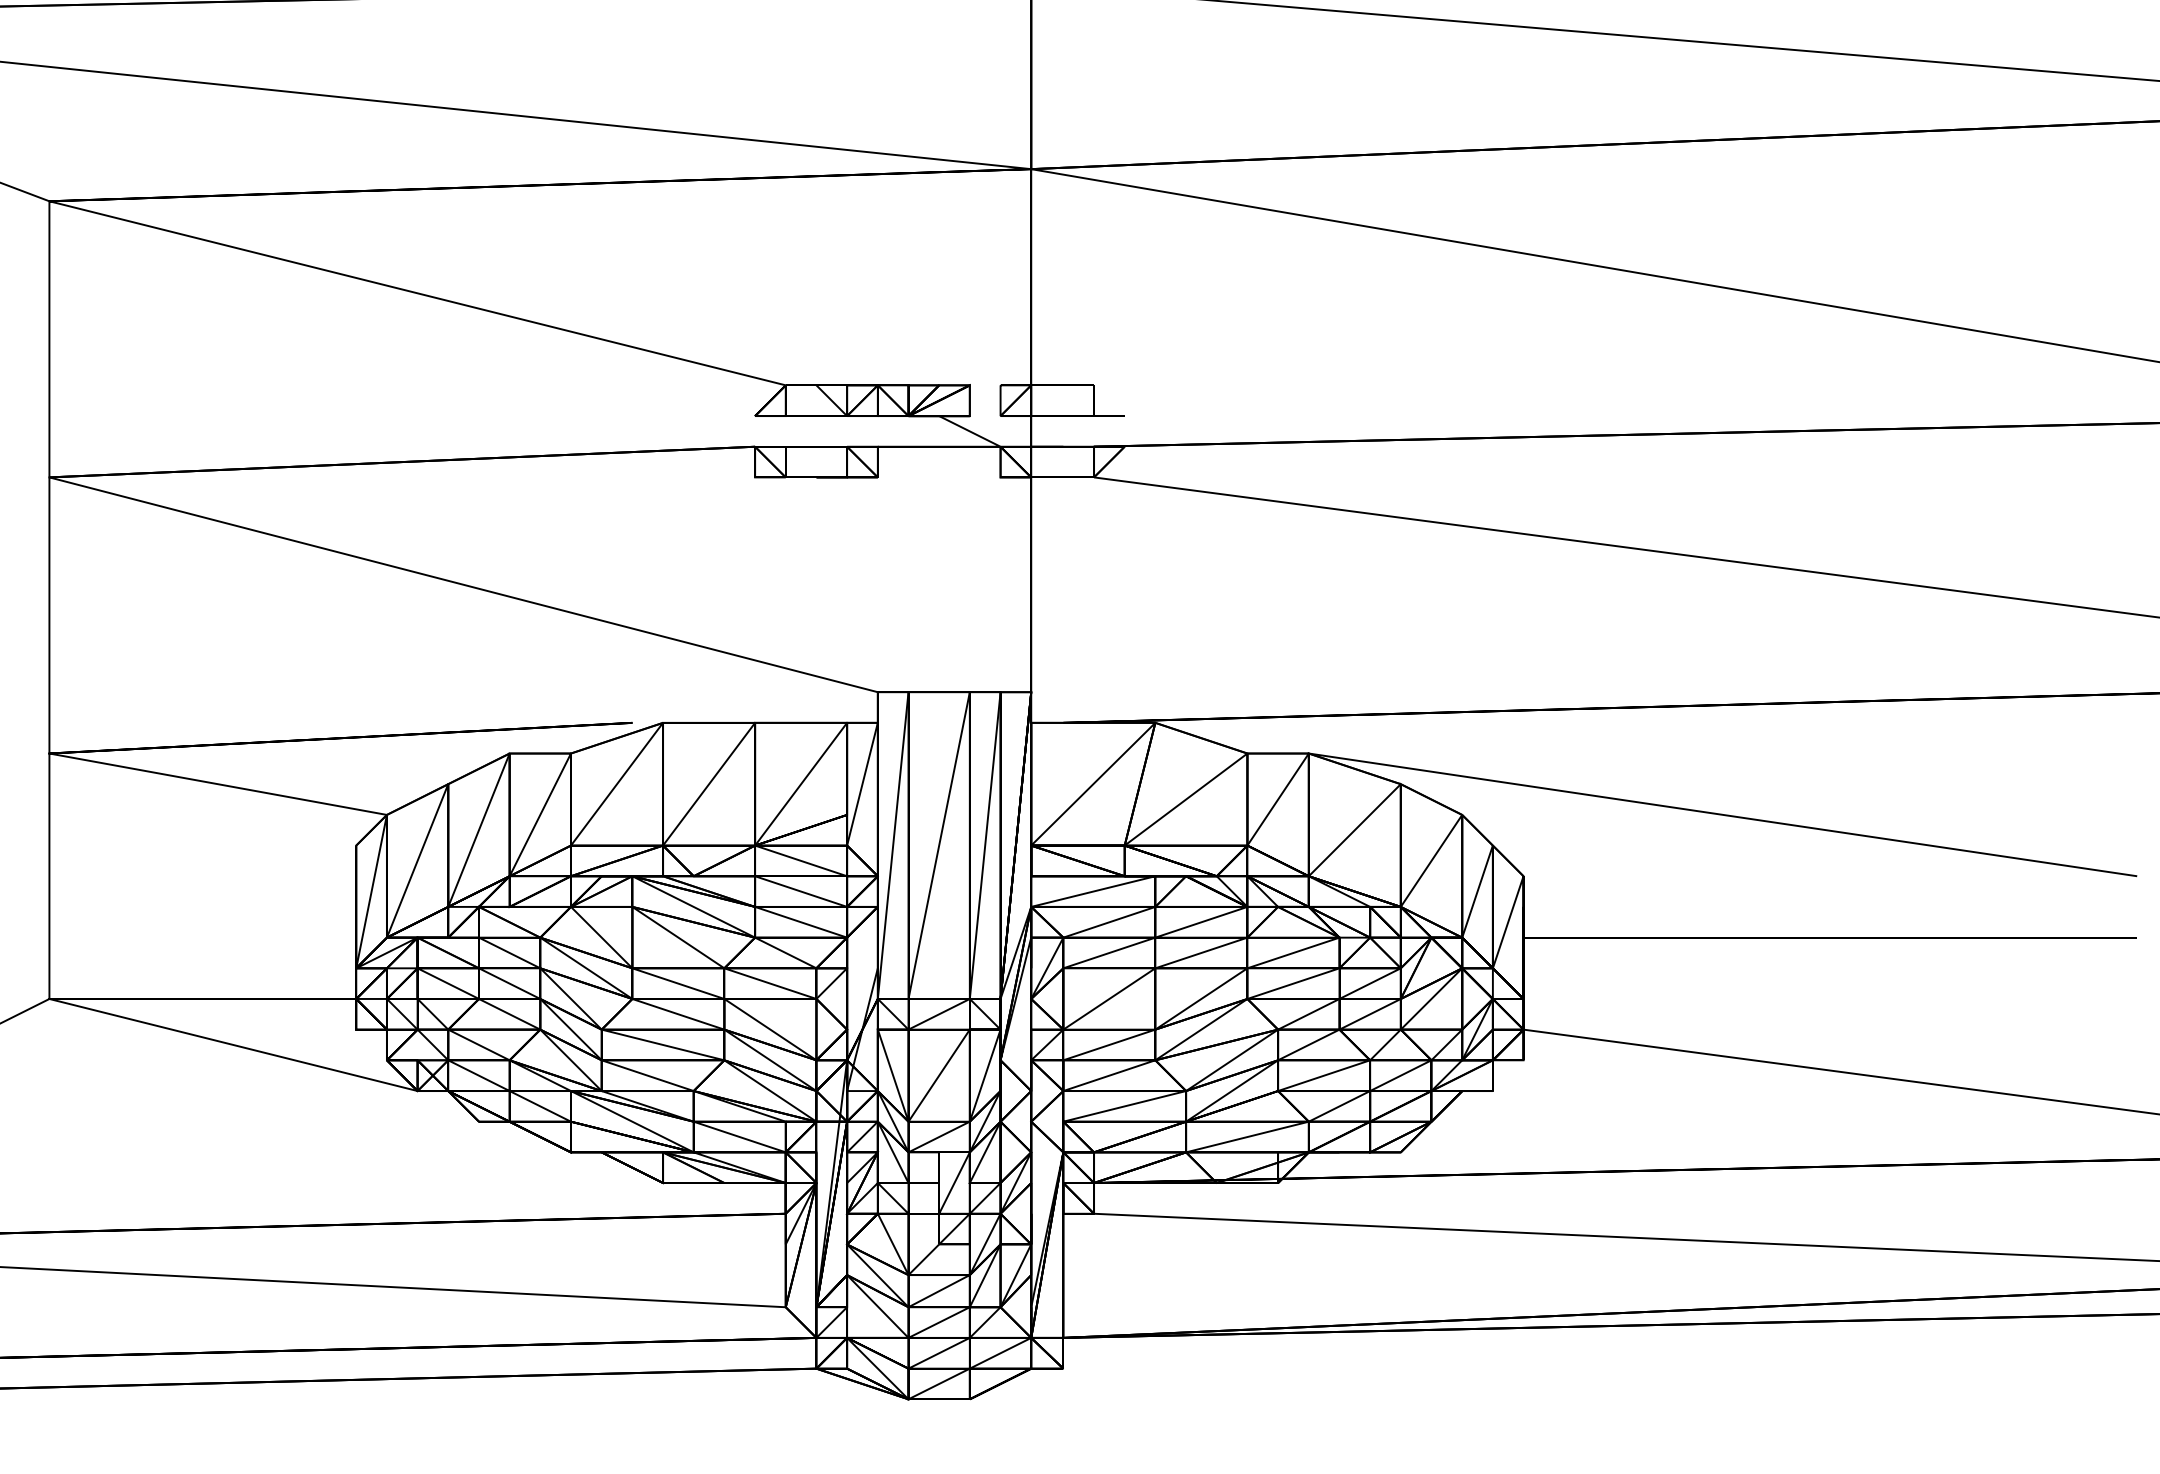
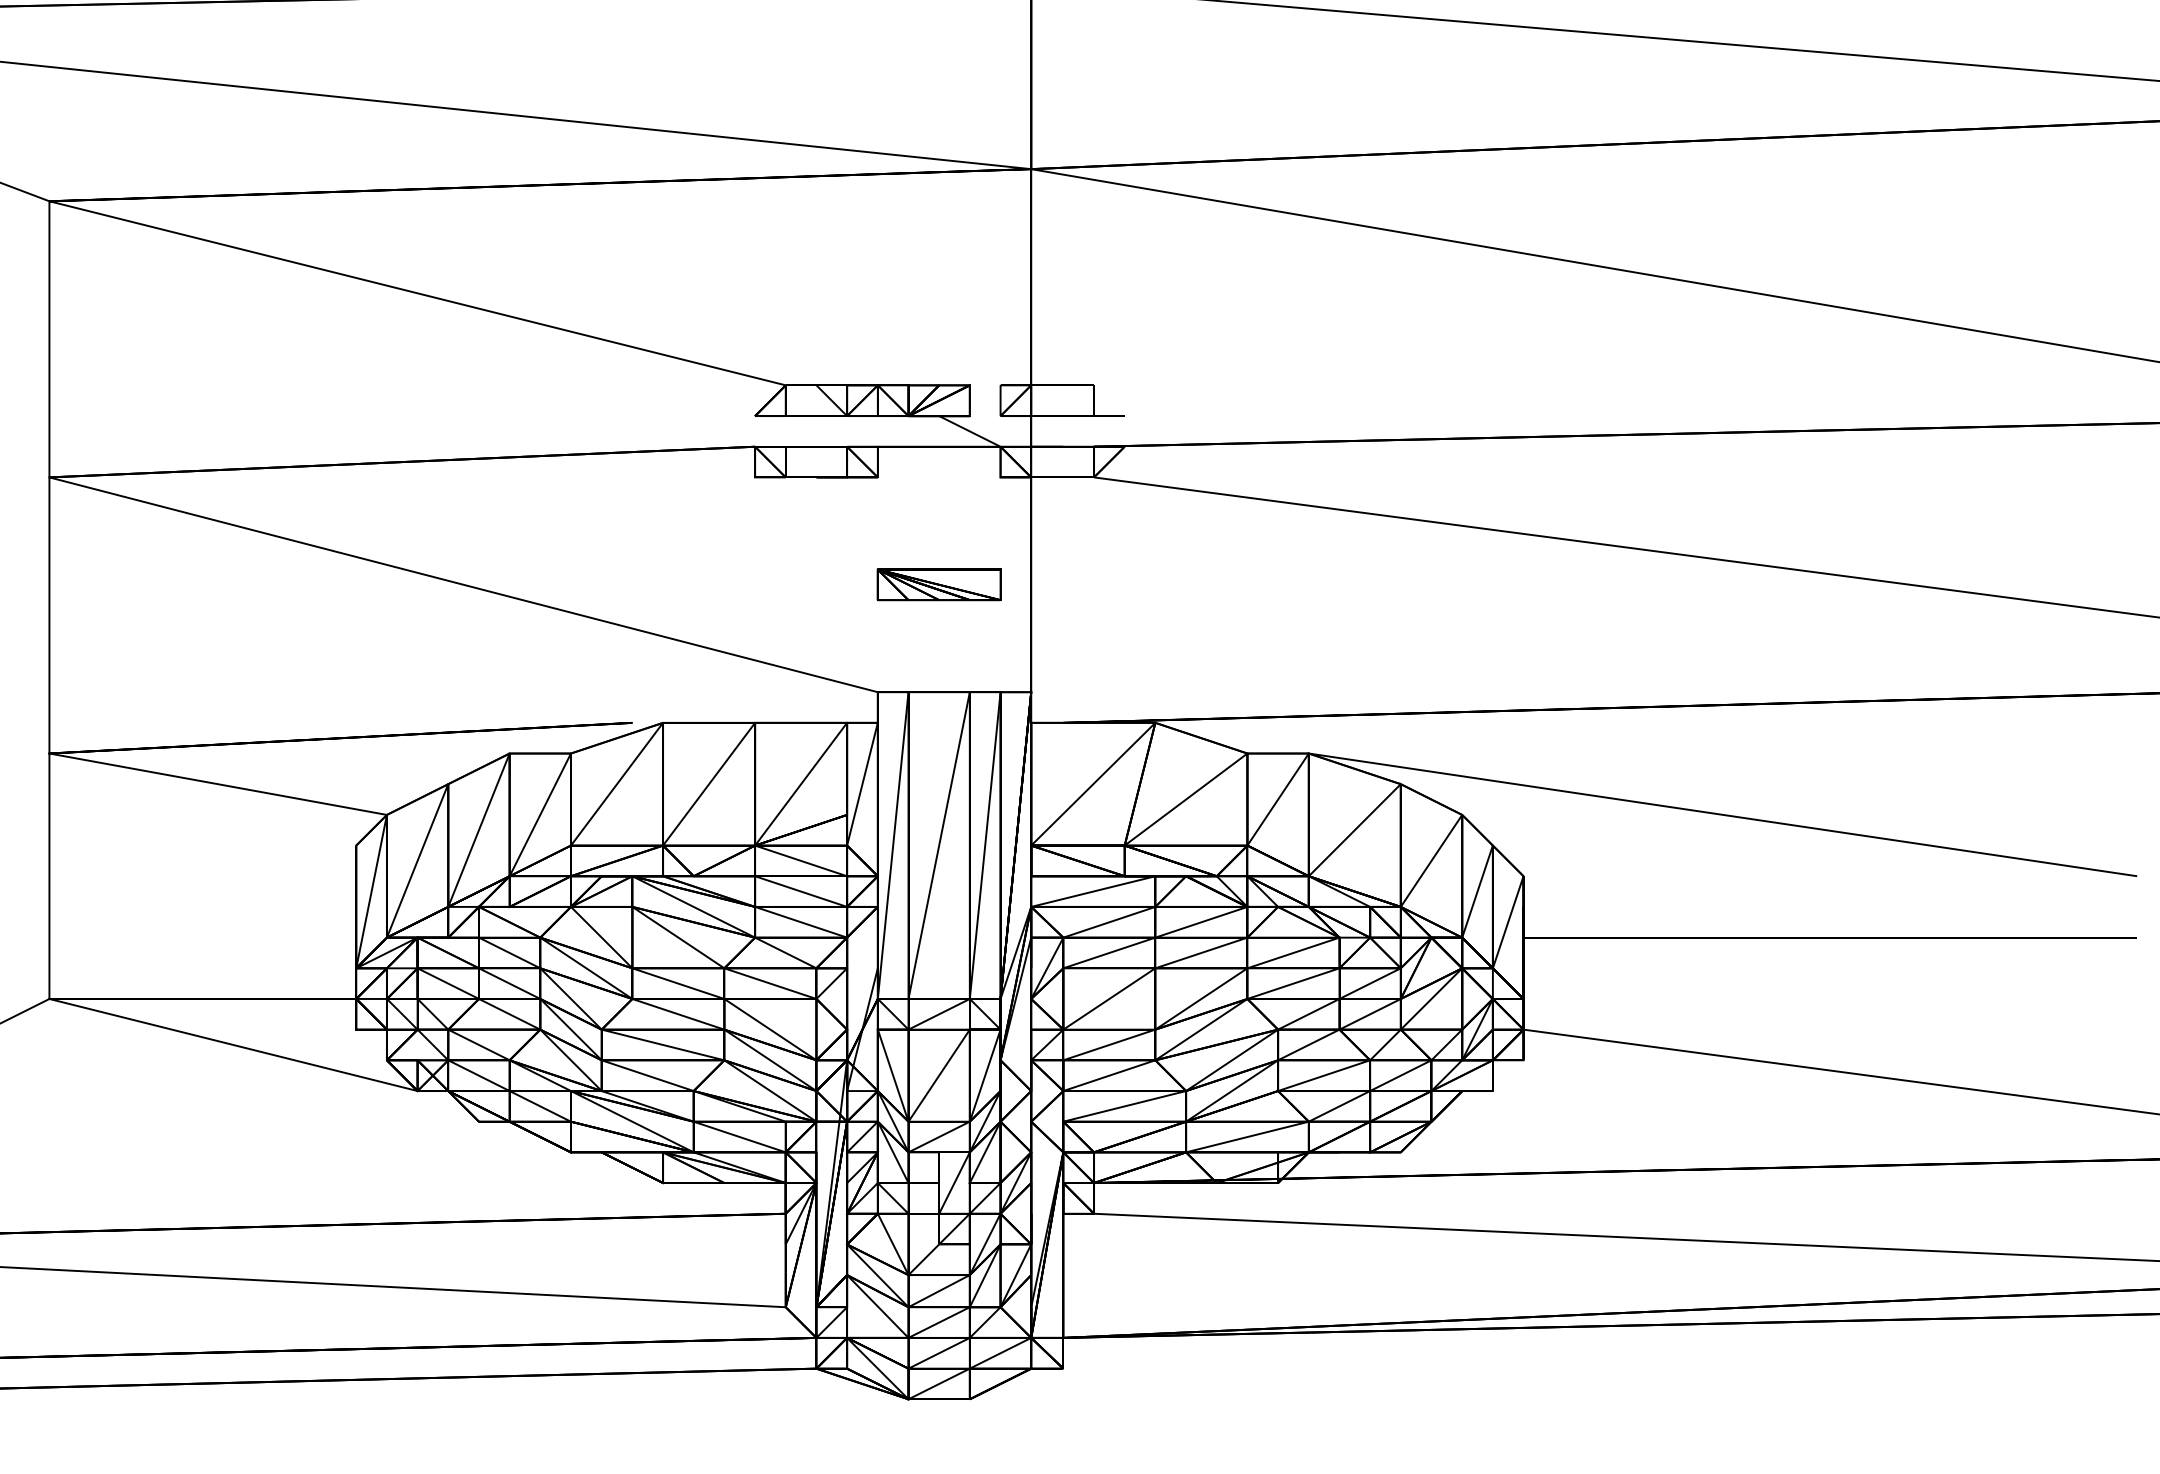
part: none -> present (938, 584)
